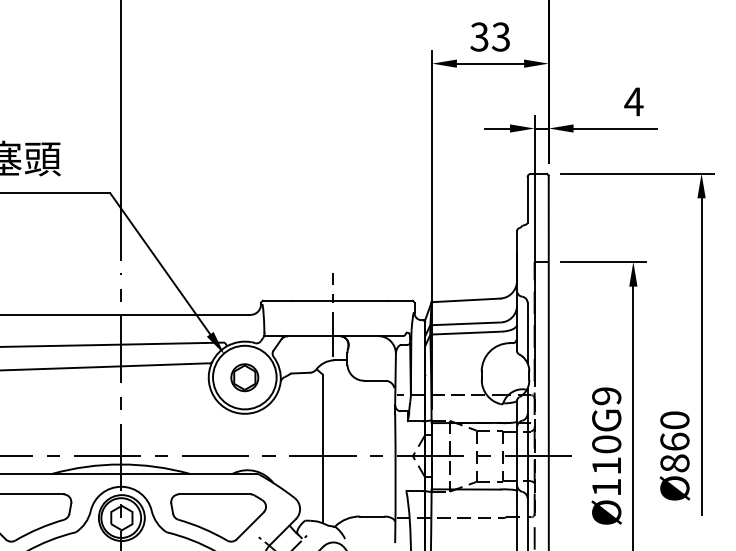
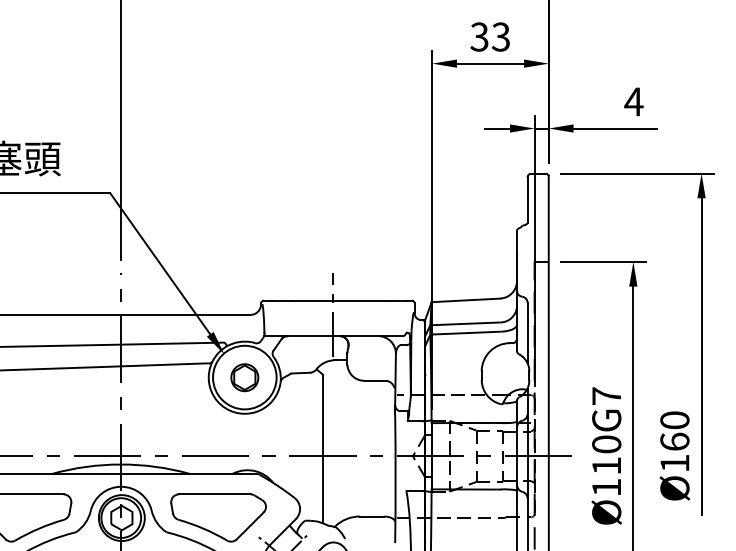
text: Ø110G9 -> Ø110G7 (606, 396)
text: Ø860 -> Ø160 (674, 463)
